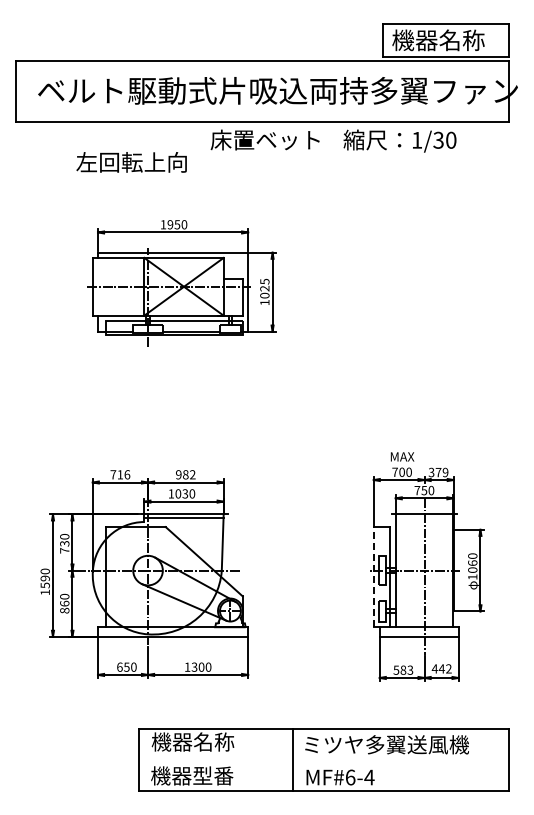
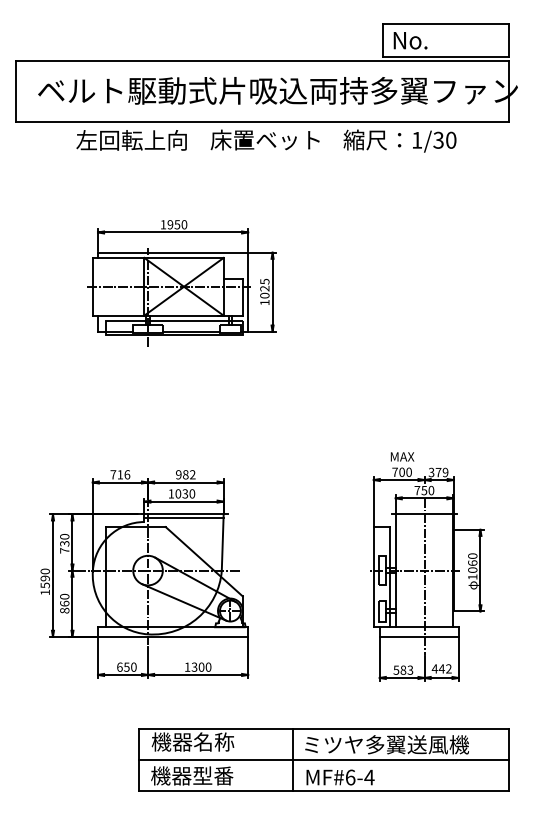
text: 機器名称 -> No. (438, 40)
text position: (131, 162) -> (131, 140) (131, 140)
line: dashed -> solid (373, 576)
line: none -> present (323, 759)
